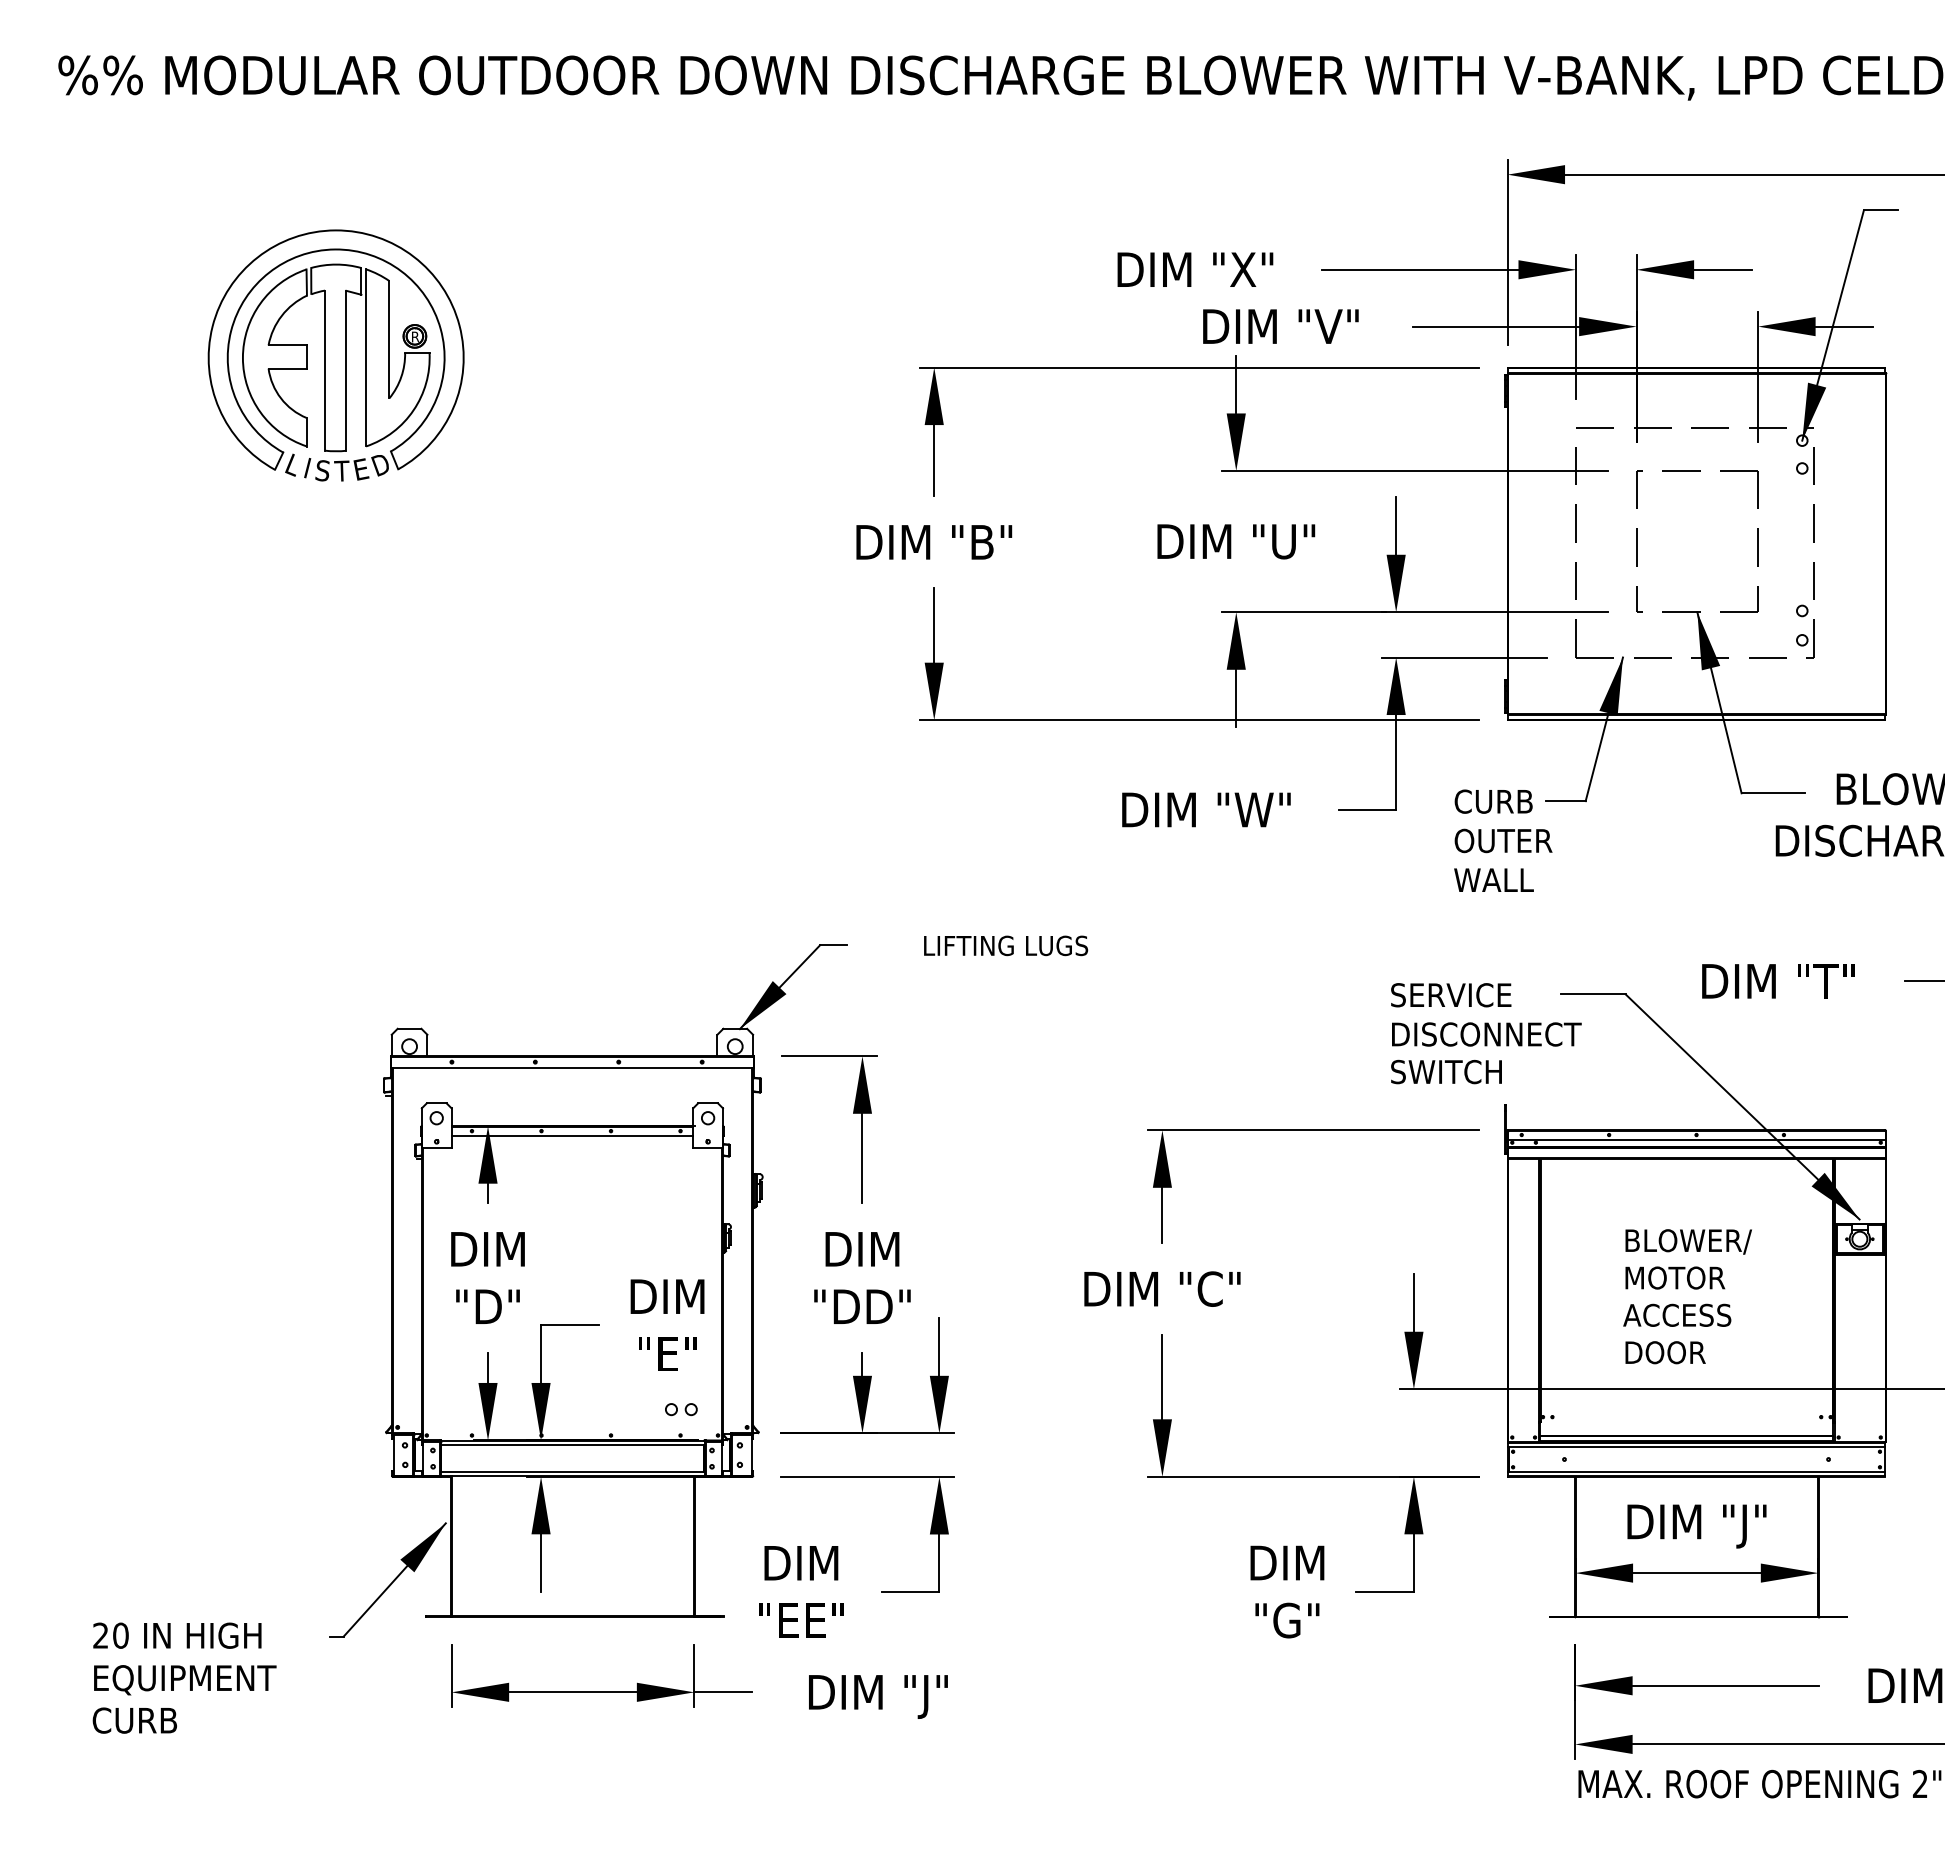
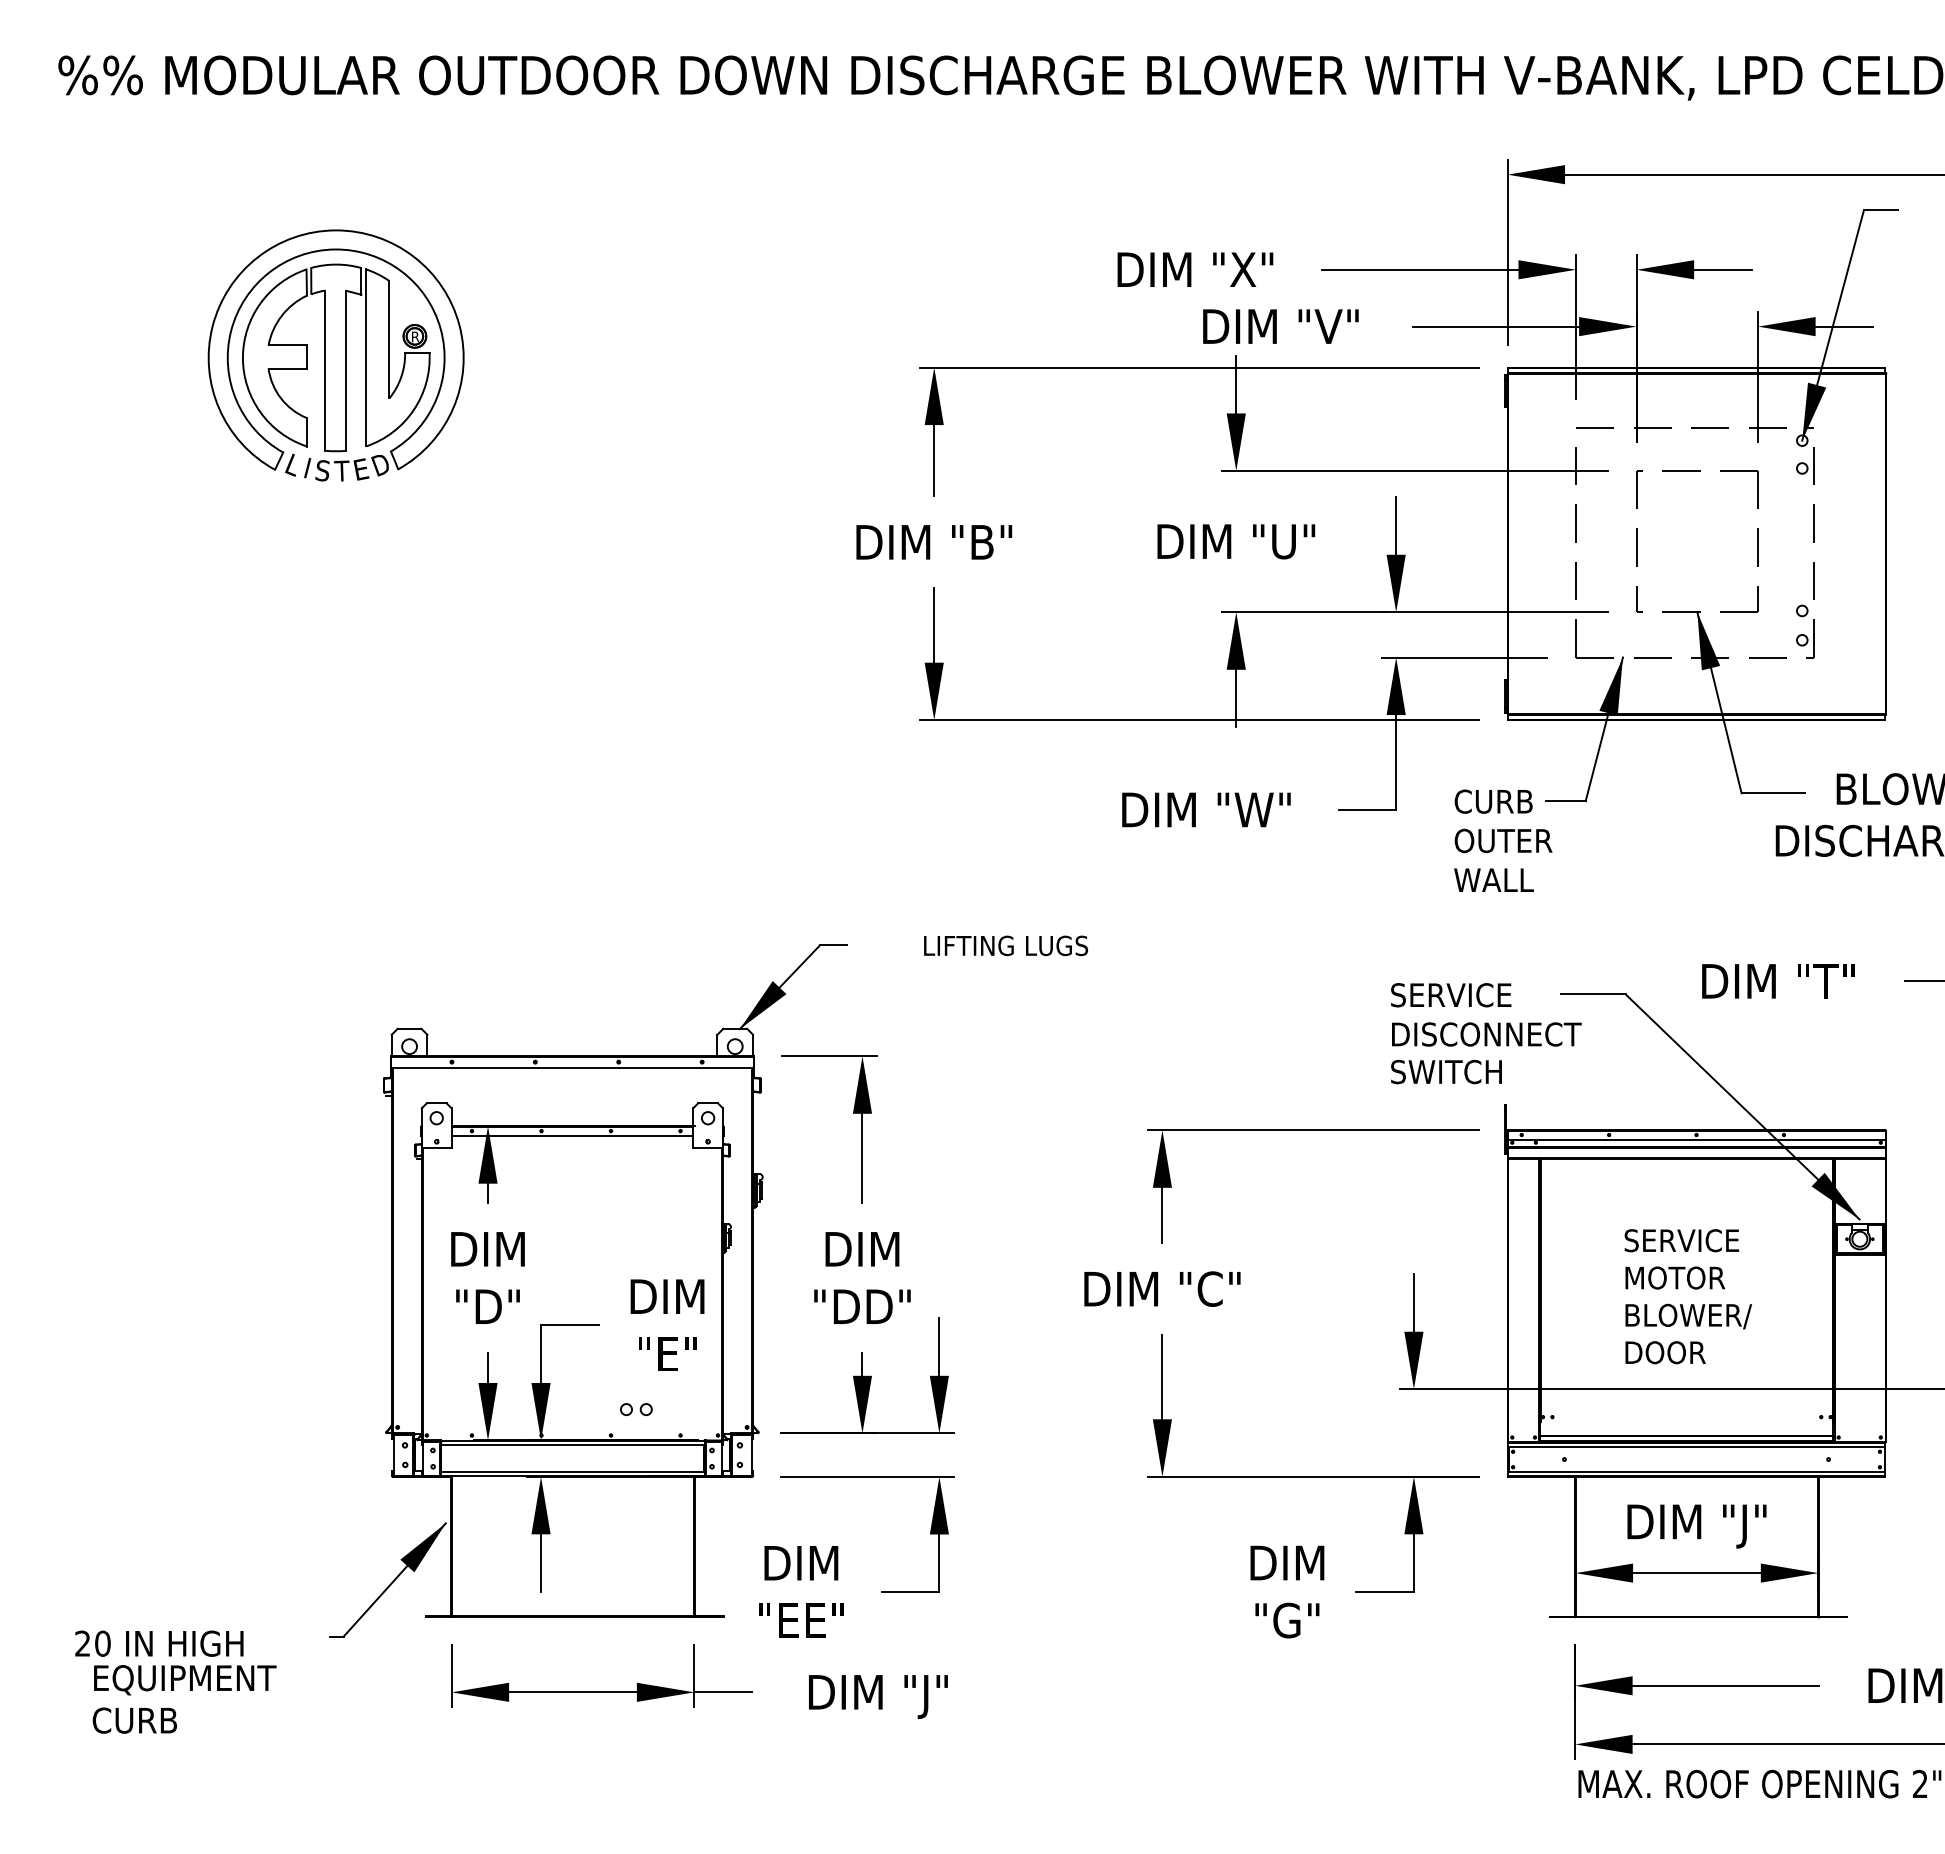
text: BLOWER/ -> SERVICE (1687, 1241)
text: ACCESS -> BLOWER/ (1687, 1316)
part position: (681, 1409) -> (636, 1409) (636, 1409)
text position: (177, 1635) -> (159, 1643) (159, 1643)
